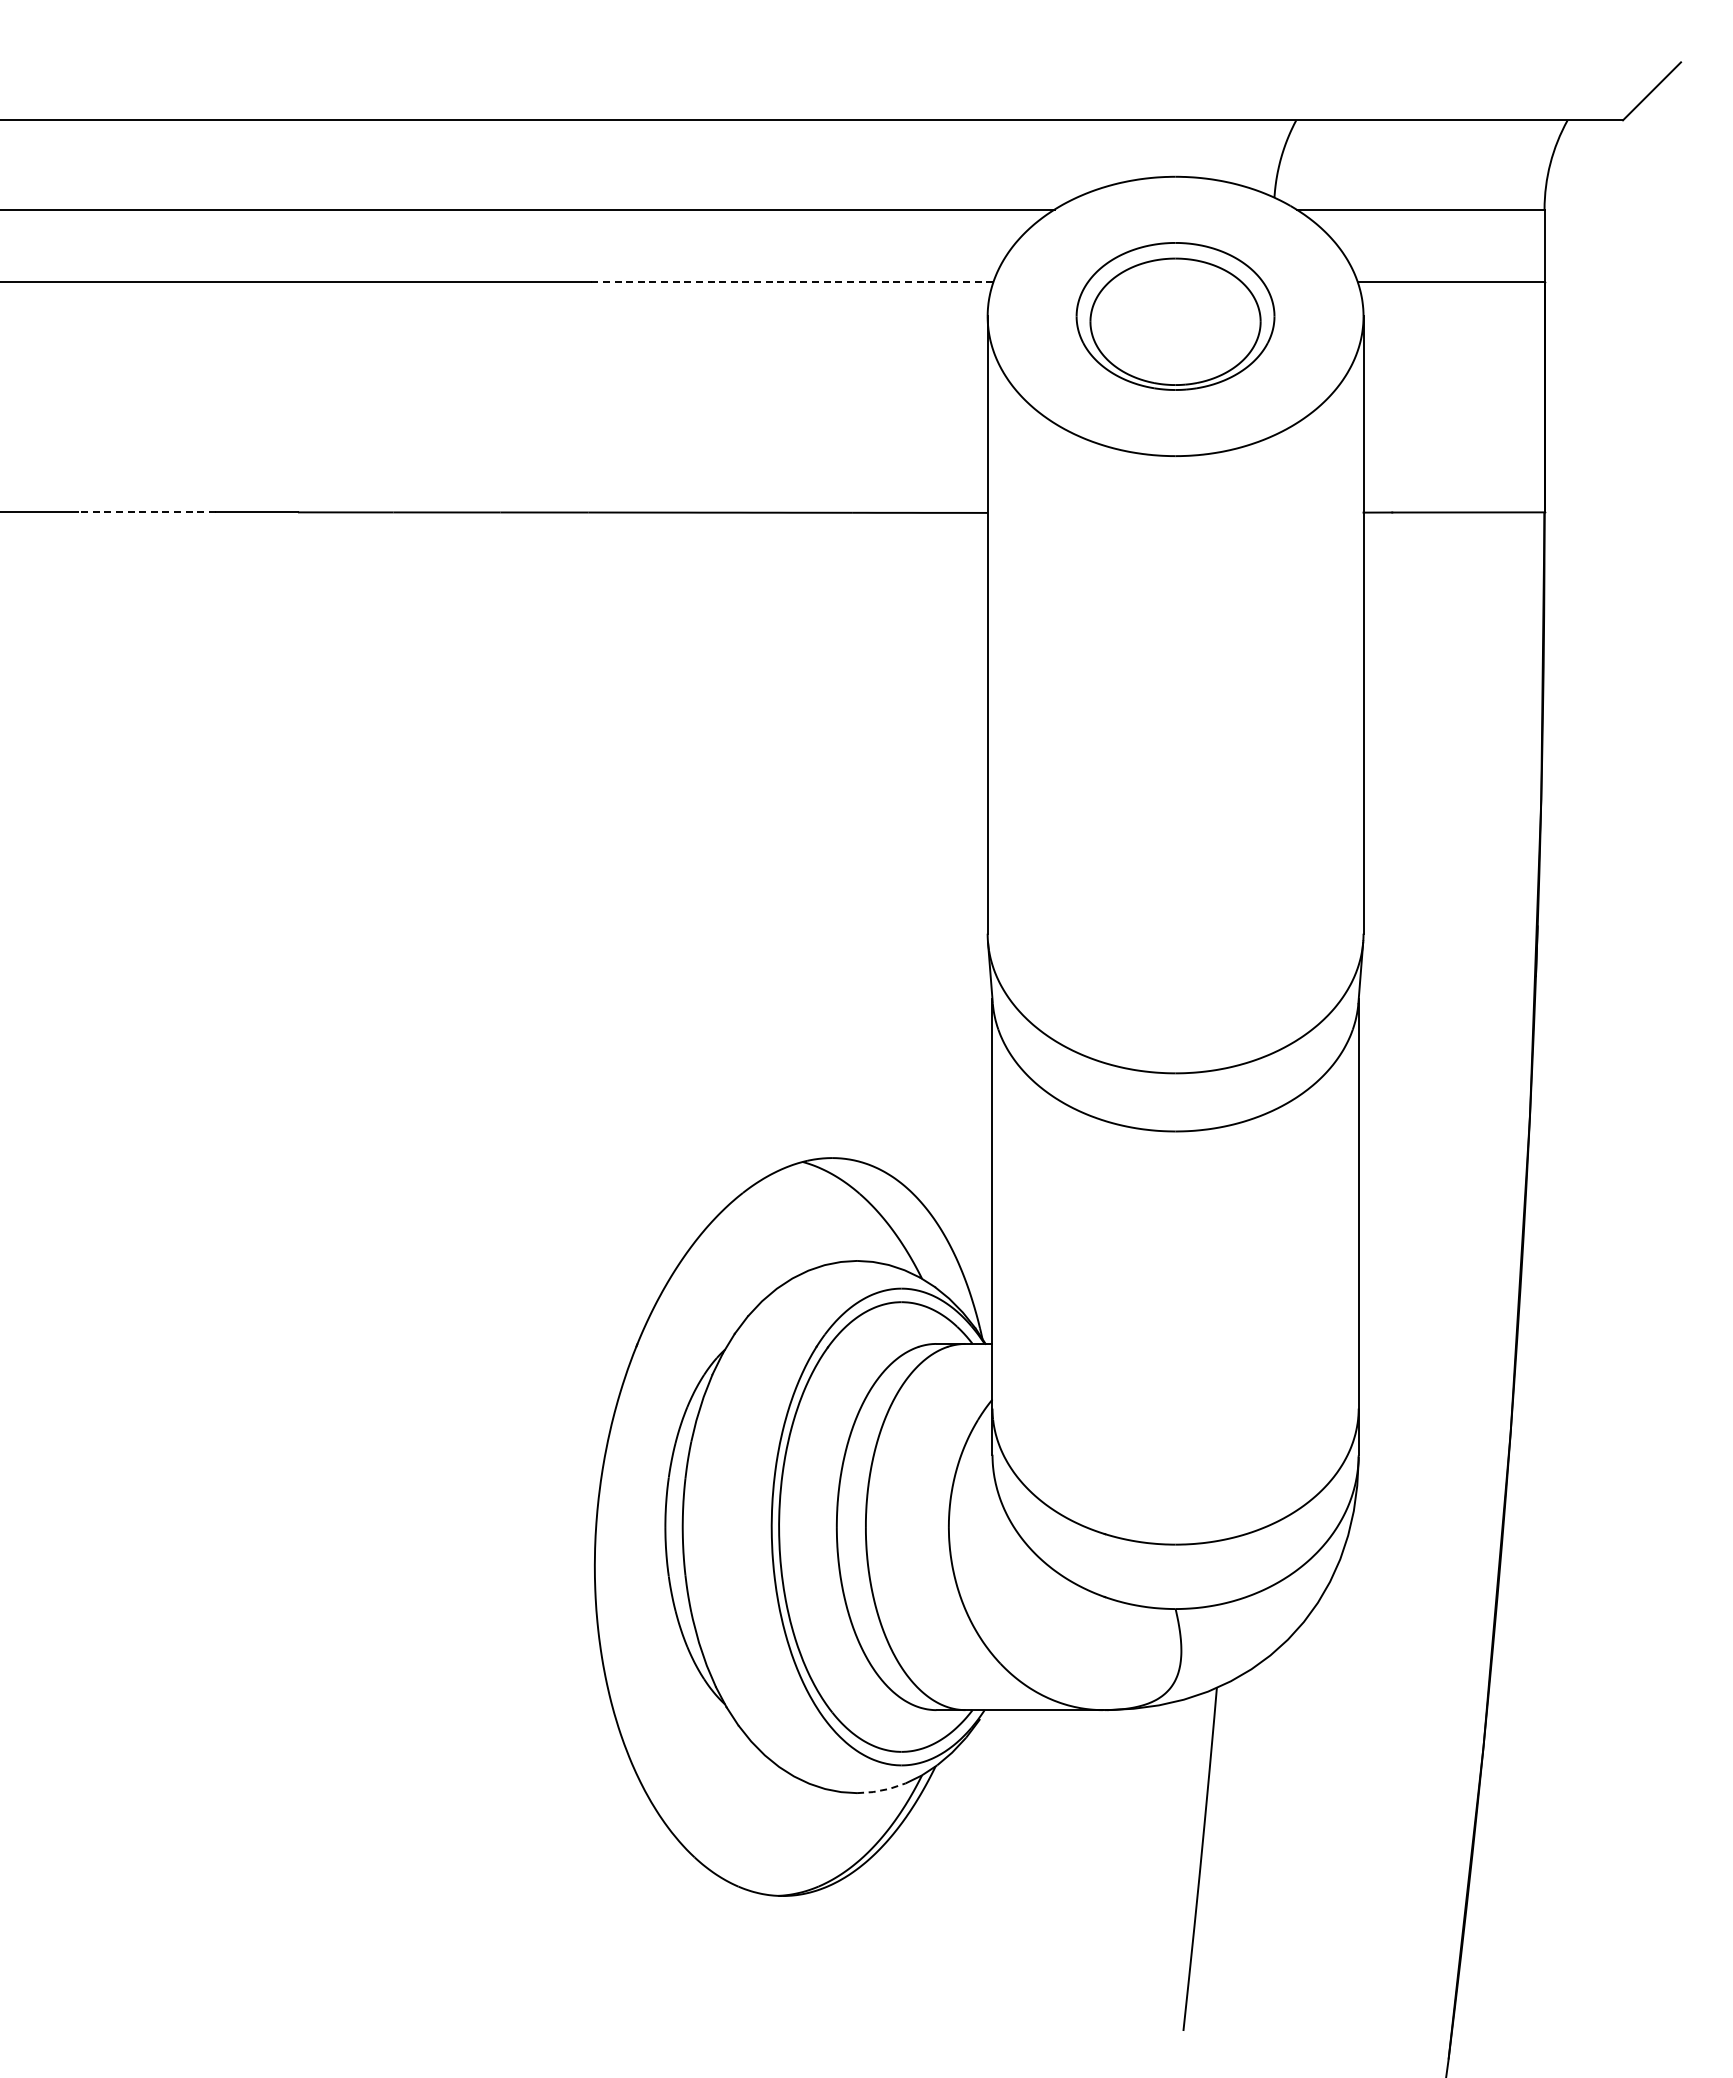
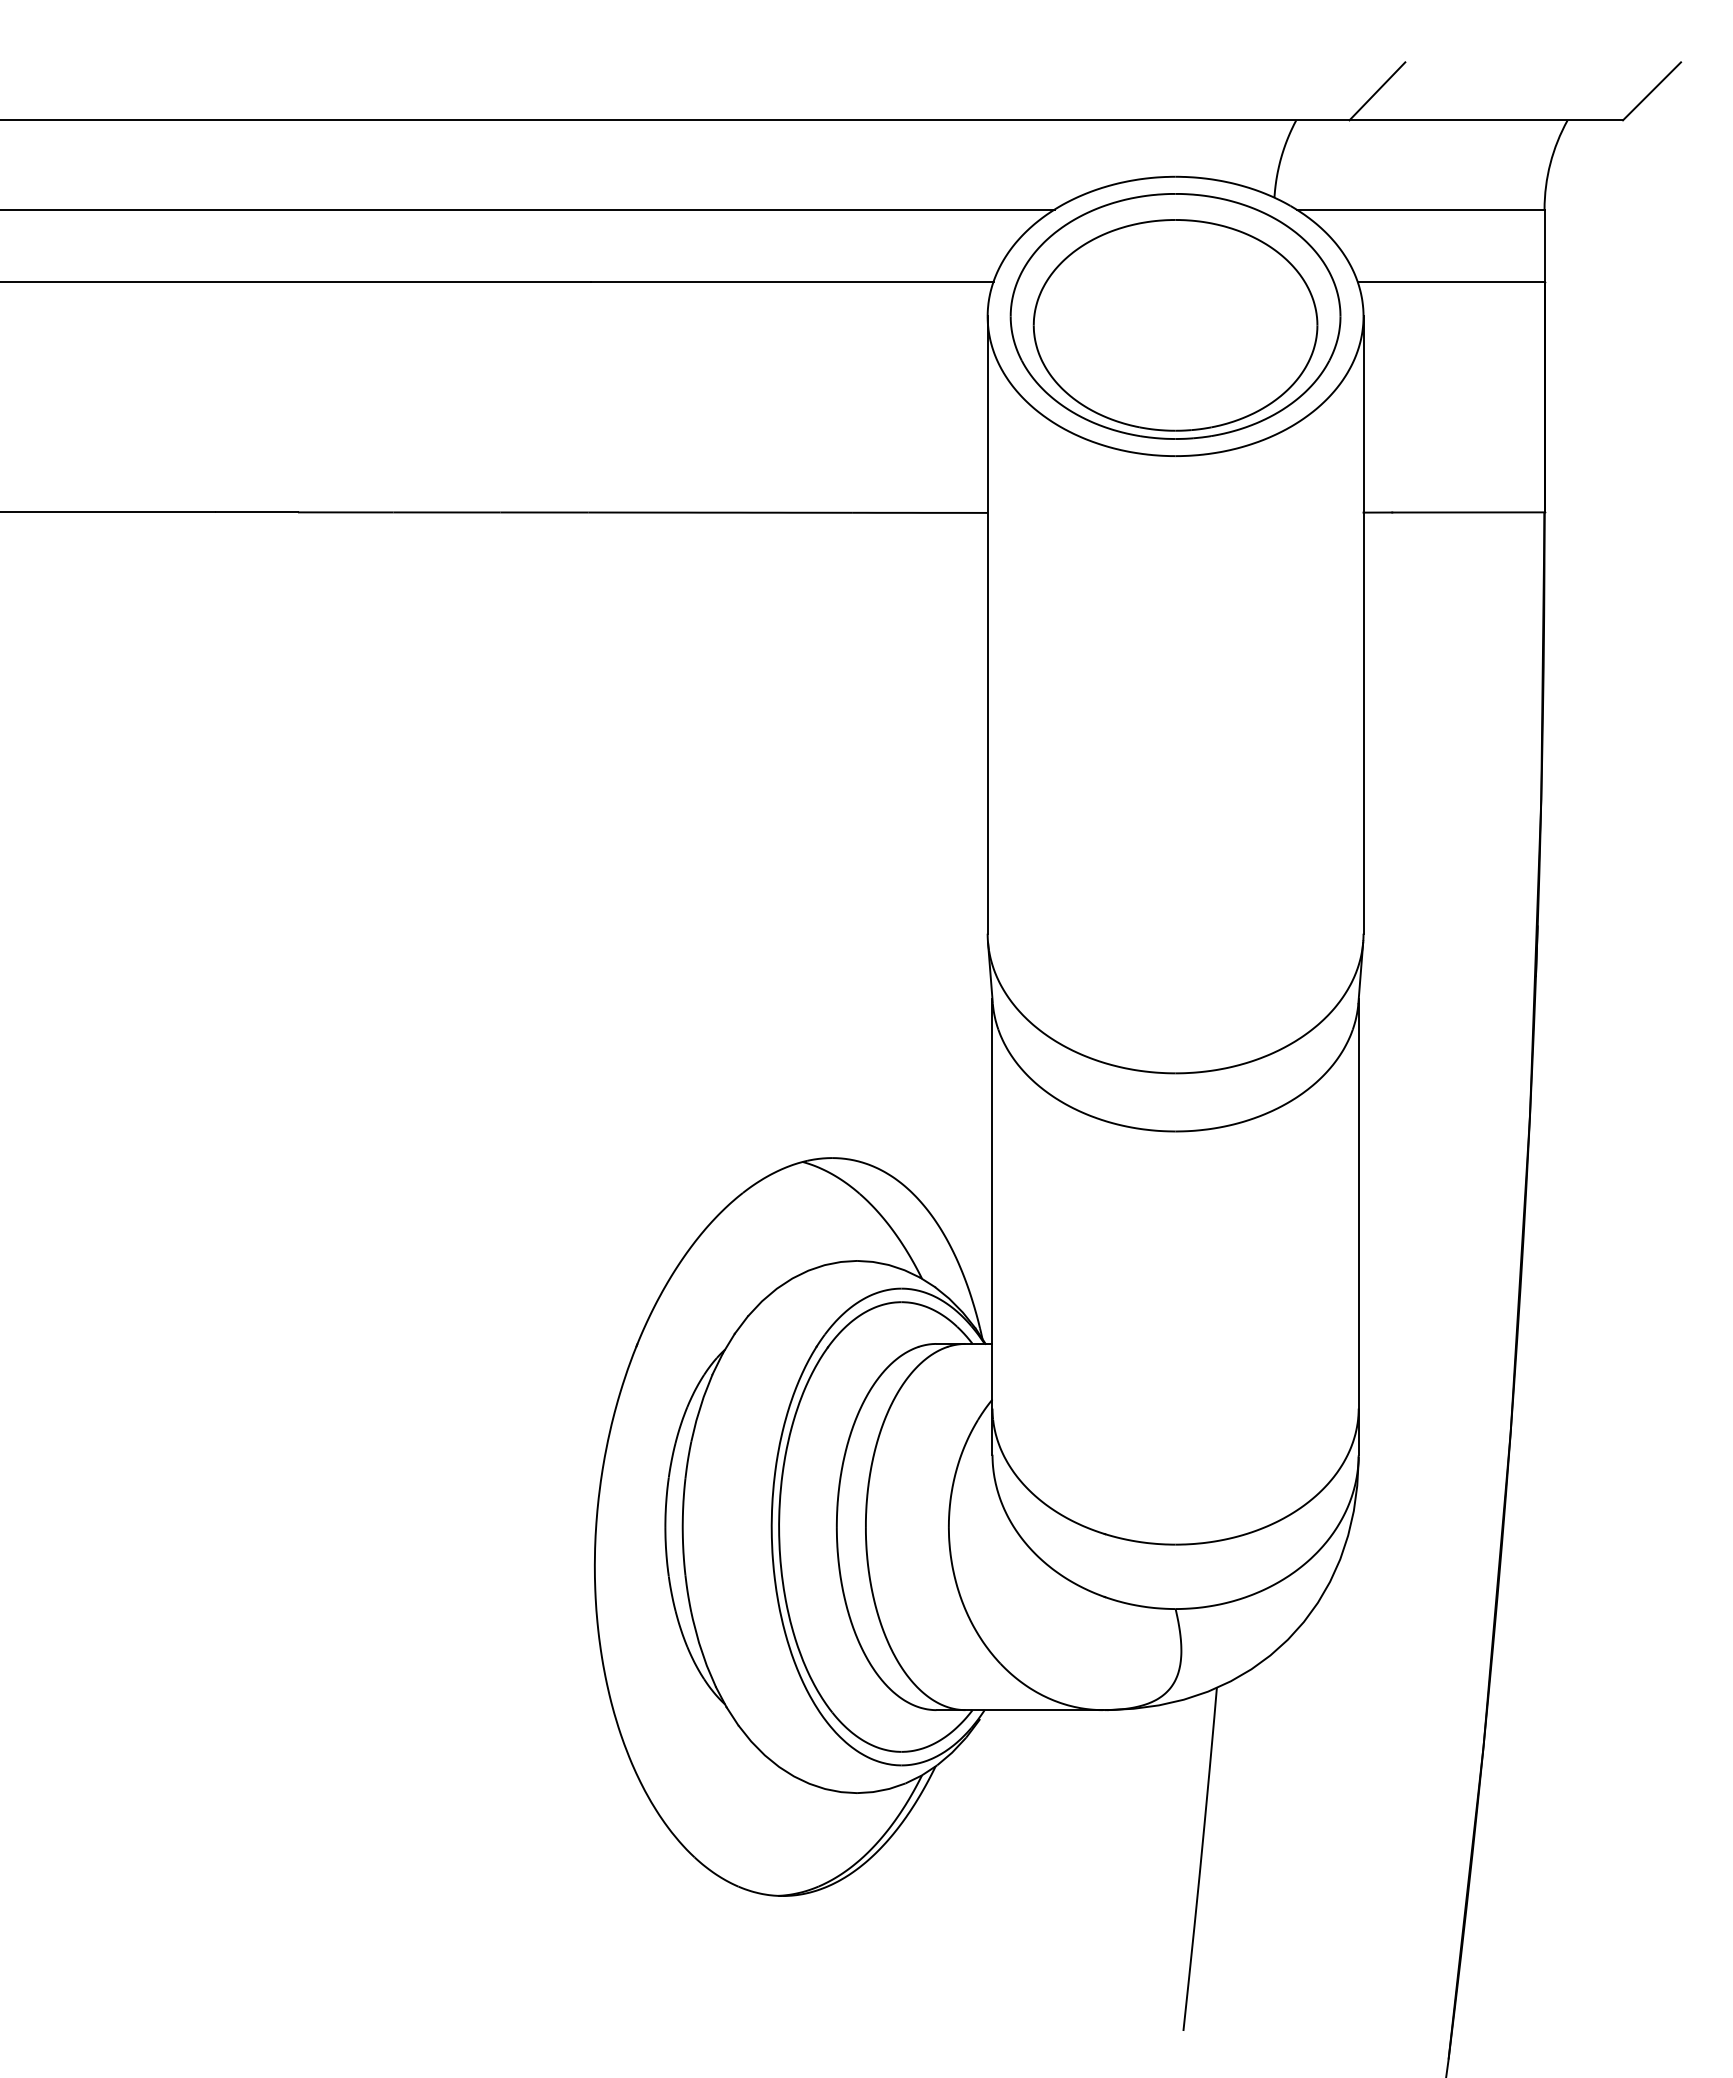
line: none -> present (1377, 91)
line: dashed -> solid (793, 281)
part size: 201x149 px -> 333x247 px (1175, 316)
line: dashed -> solid (148, 512)
line: dashed -> solid (881, 1790)
